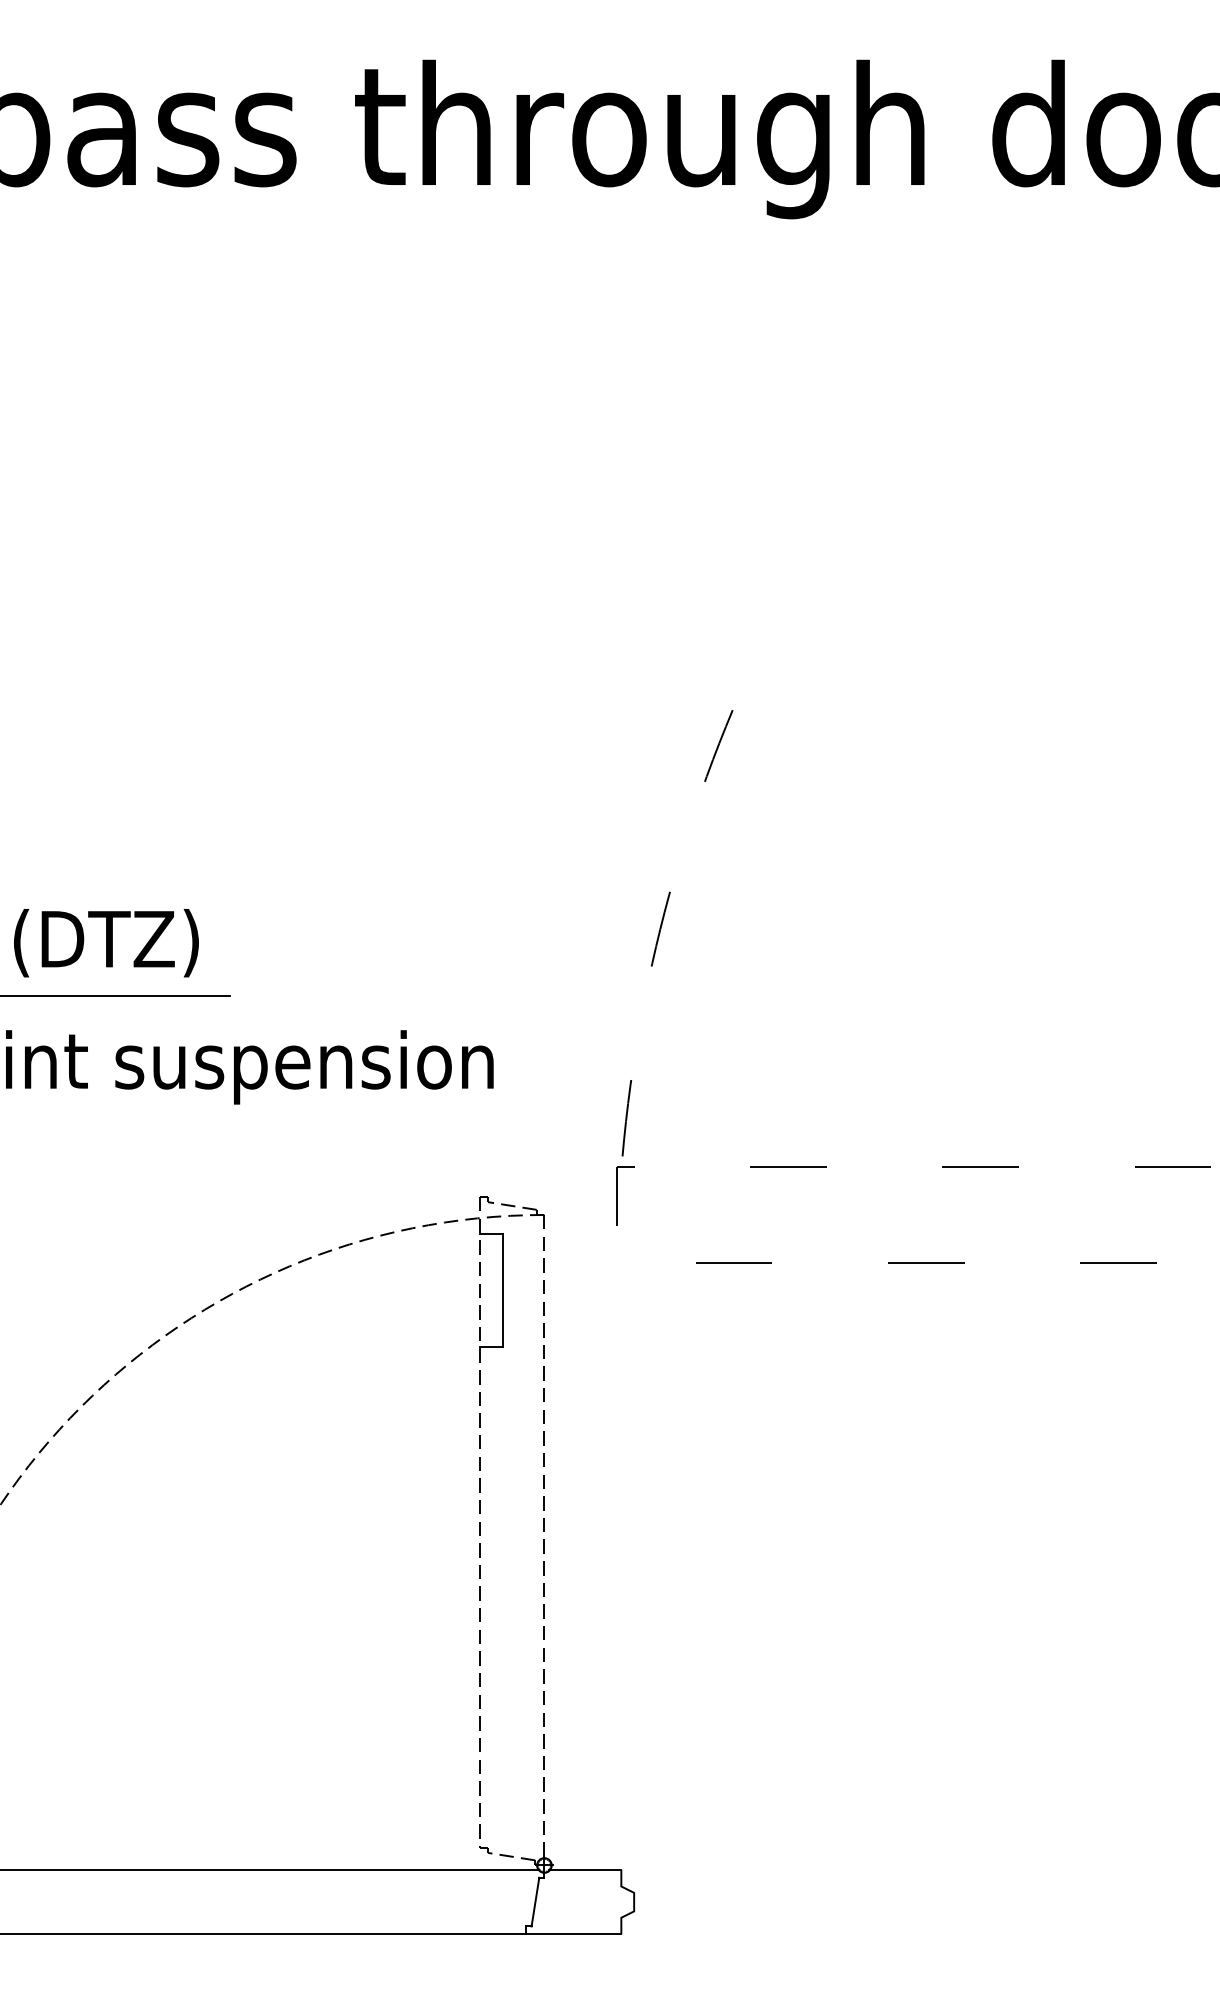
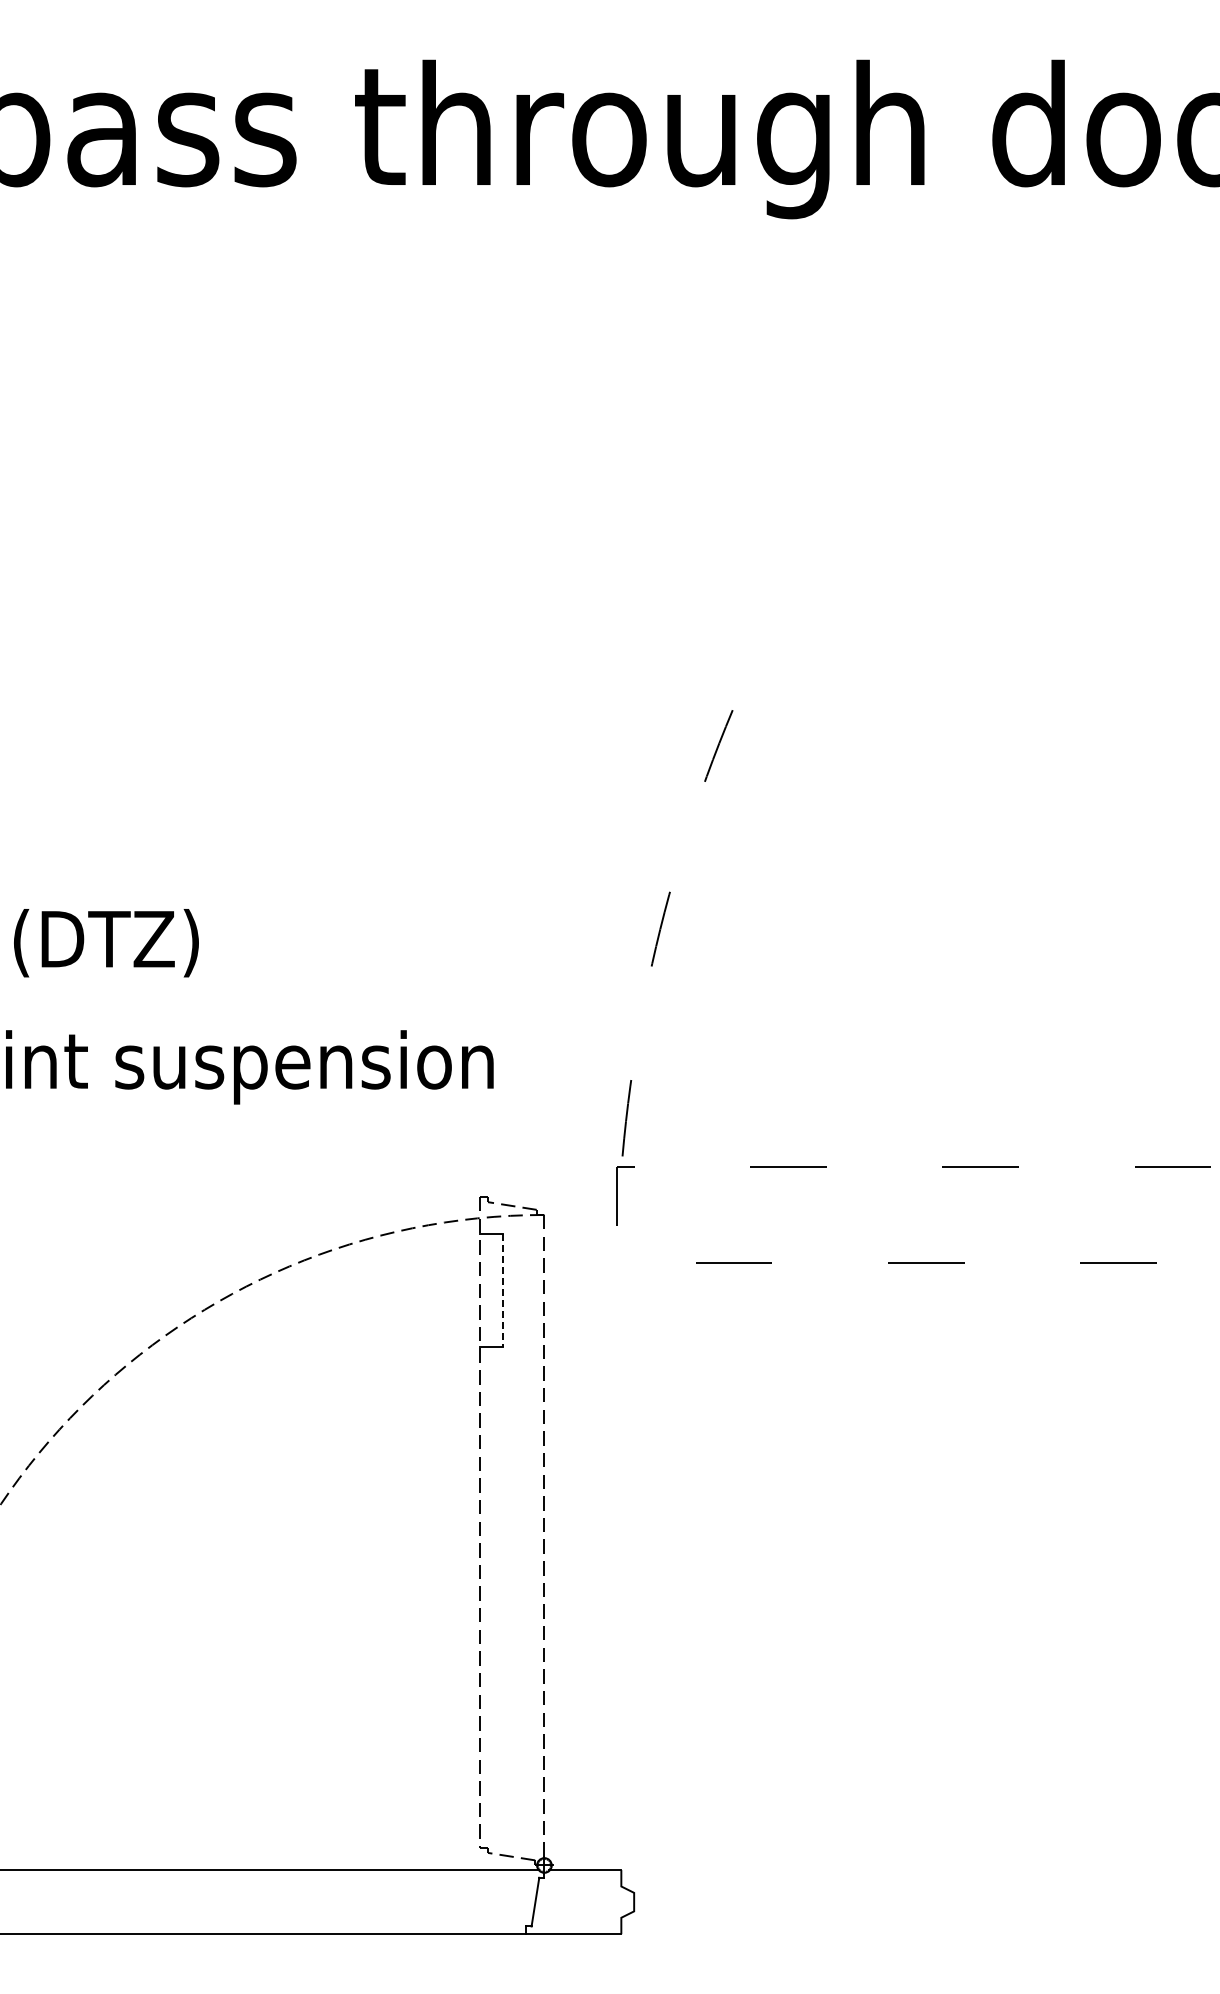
line: present -> none (115, 995)
line: solid -> dashed (502, 1290)
